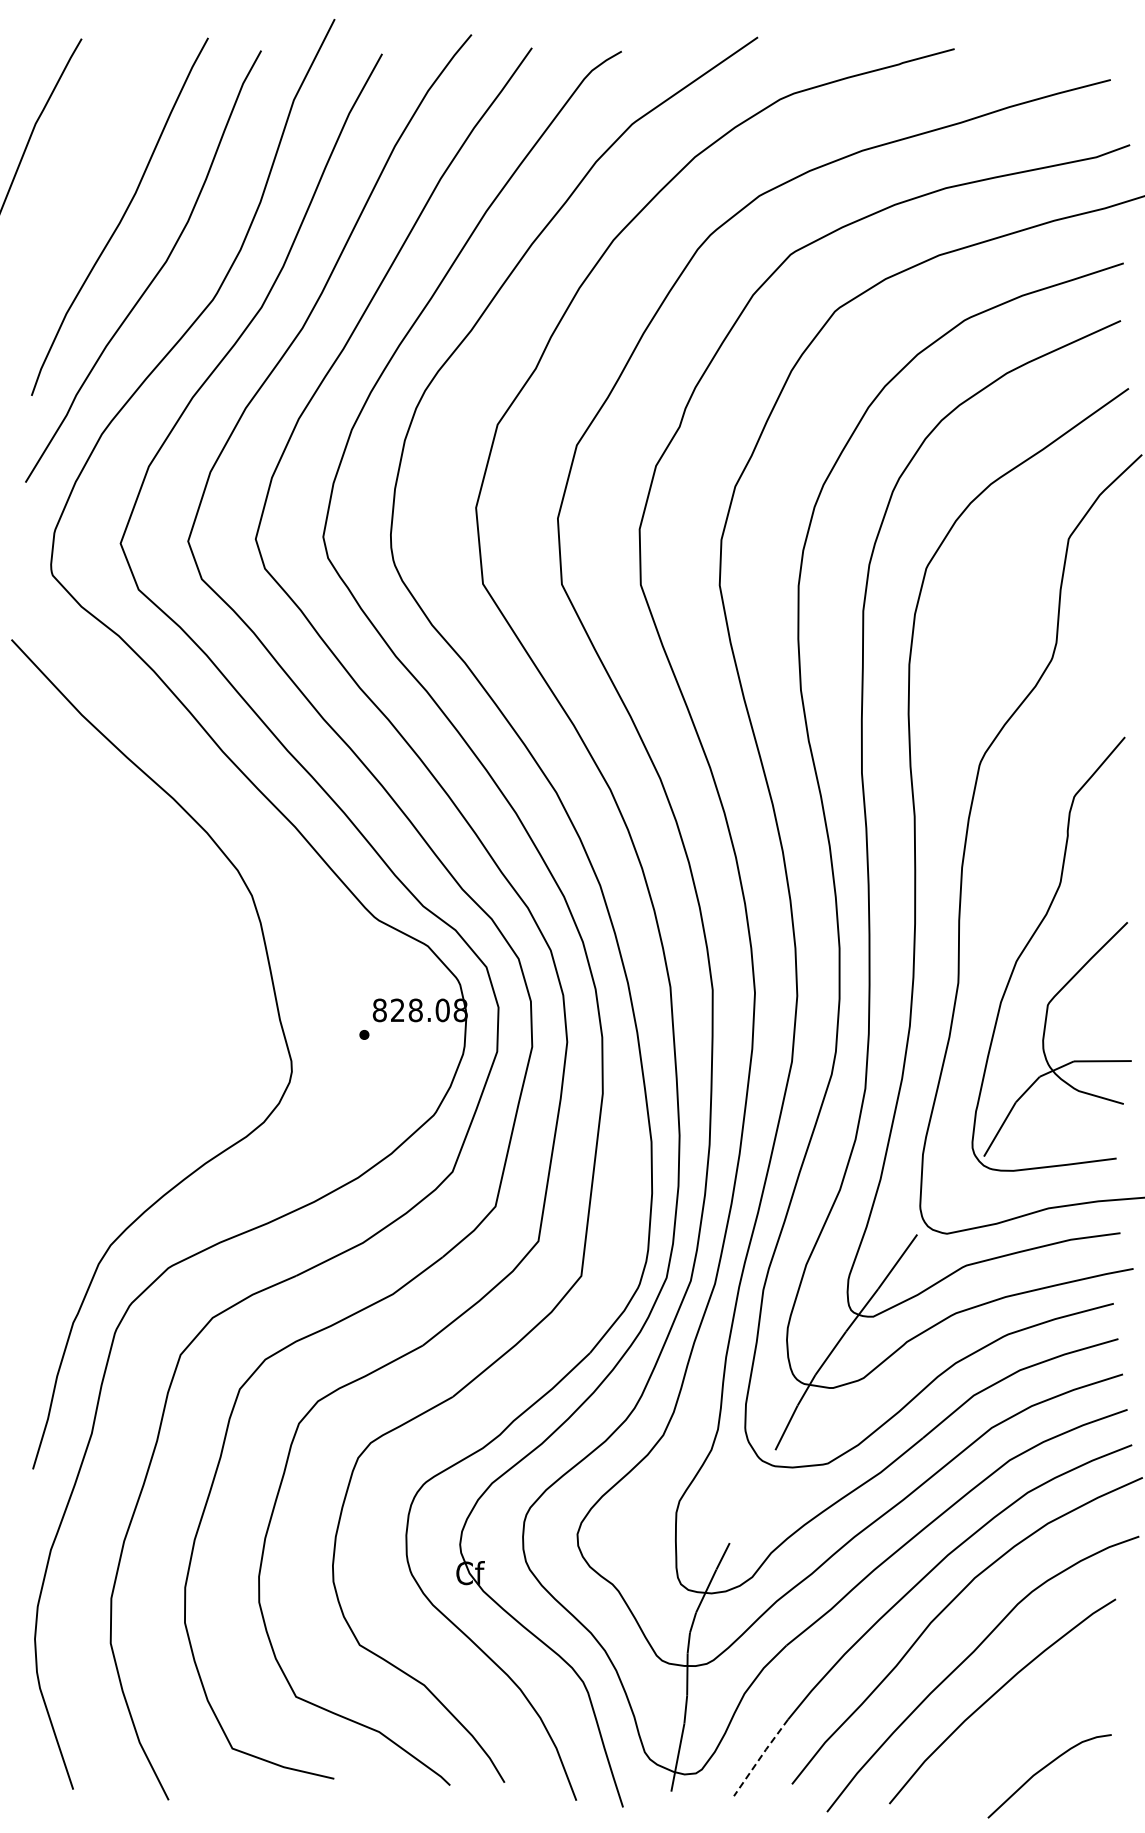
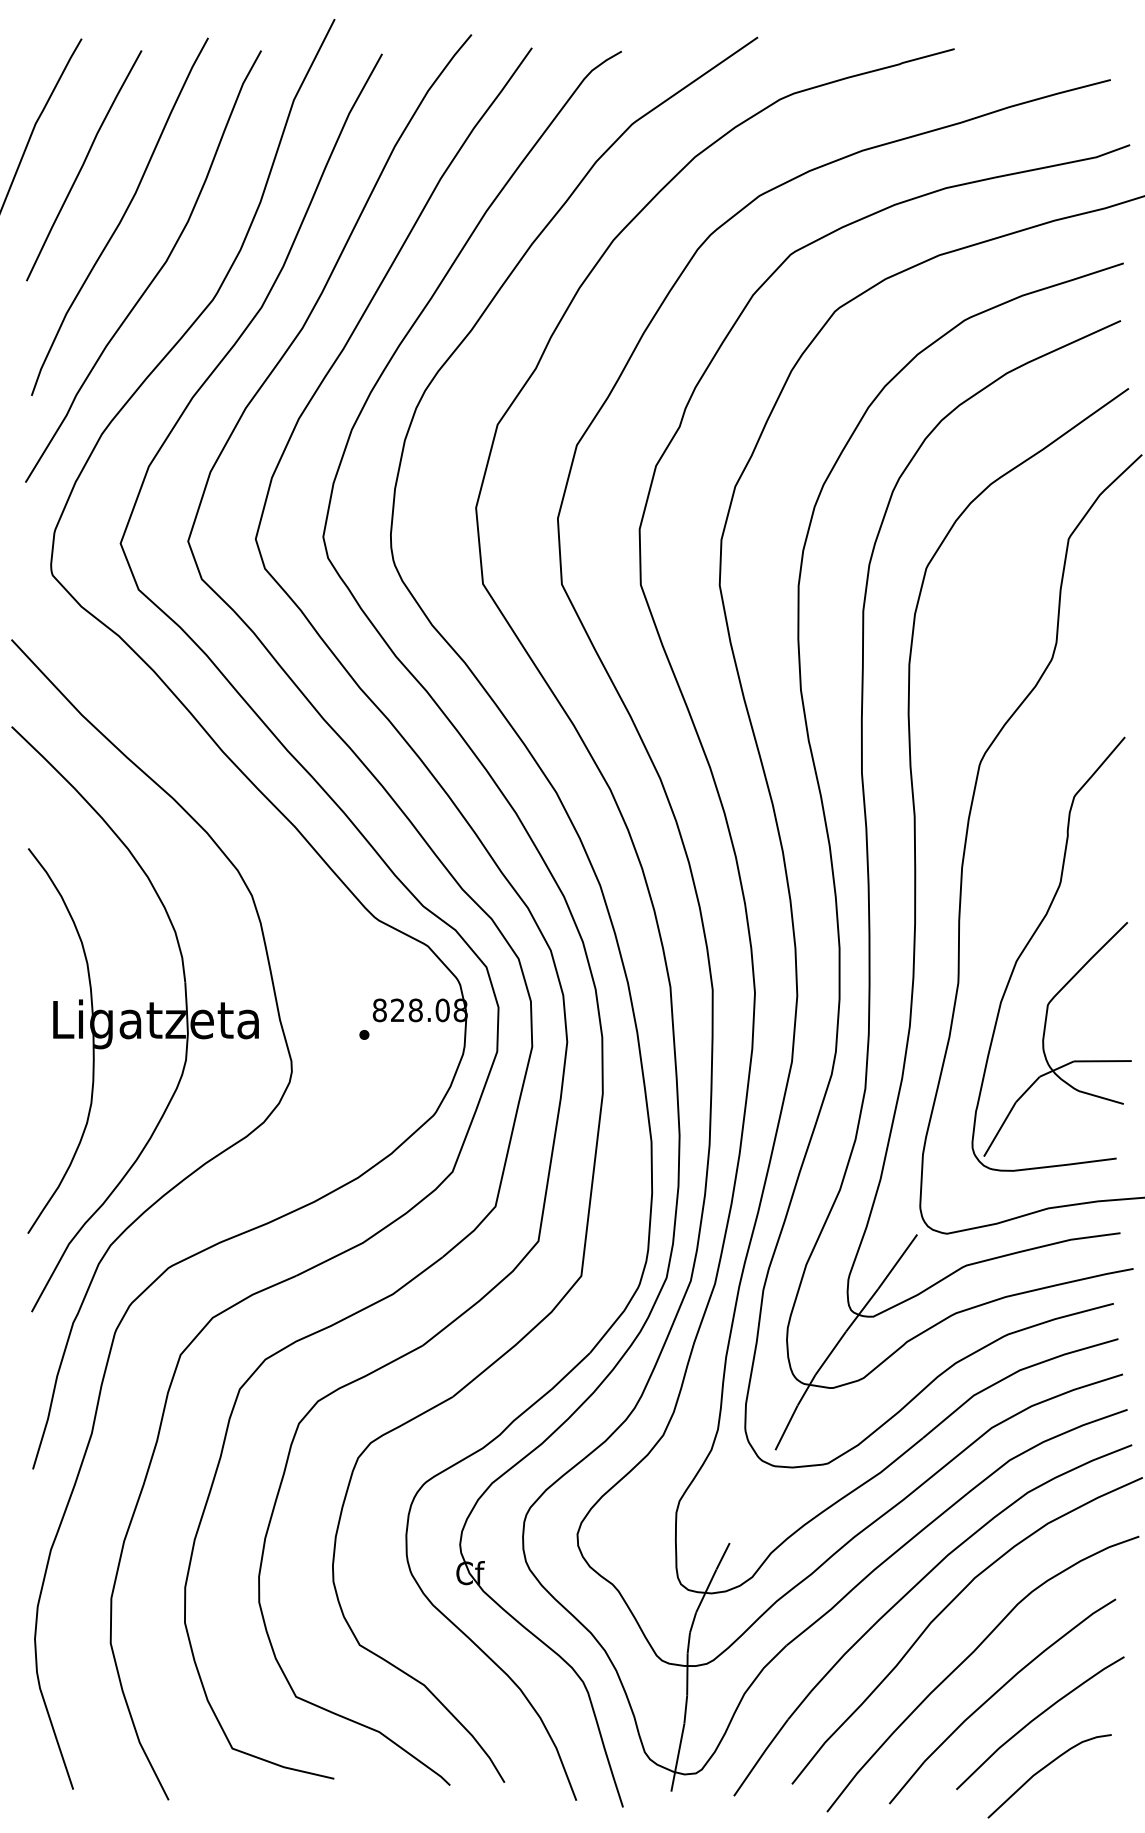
curve: none -> present (84, 164)
part: none -> present (134, 1019)
curve: none -> present (1038, 1717)
line: dashed -> solid (760, 1757)
